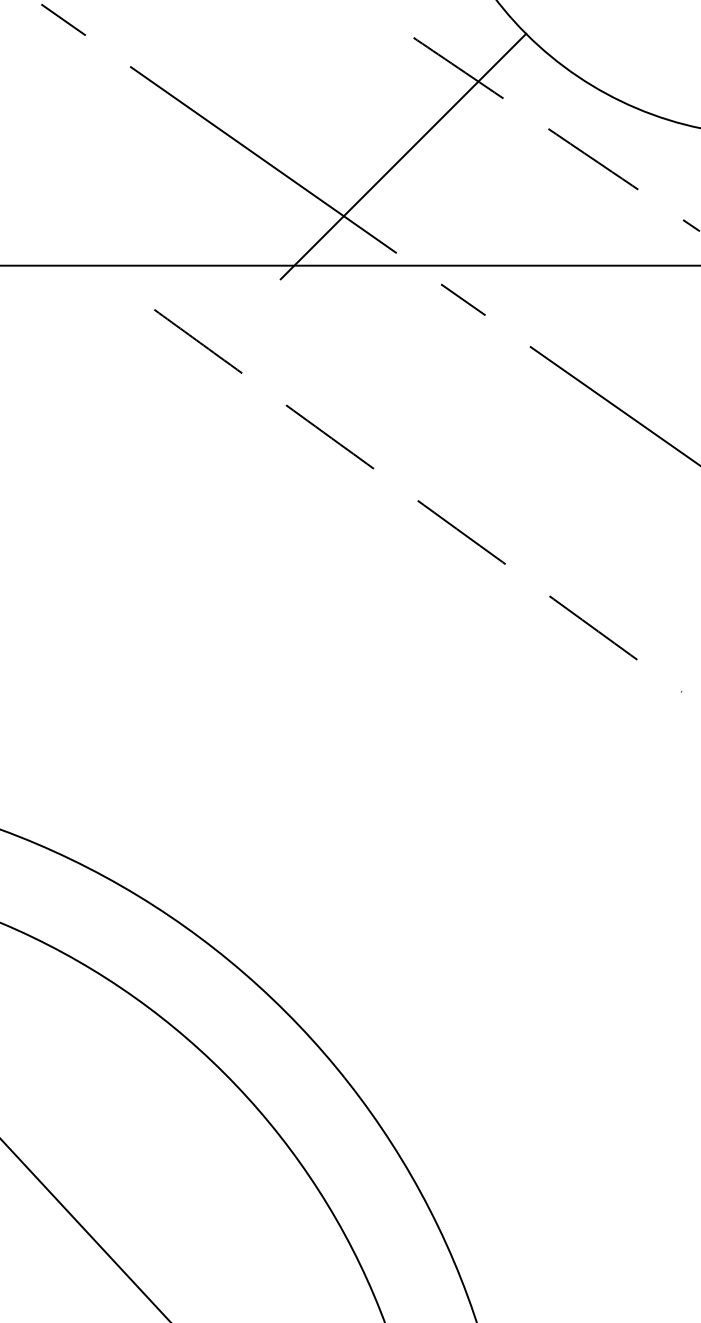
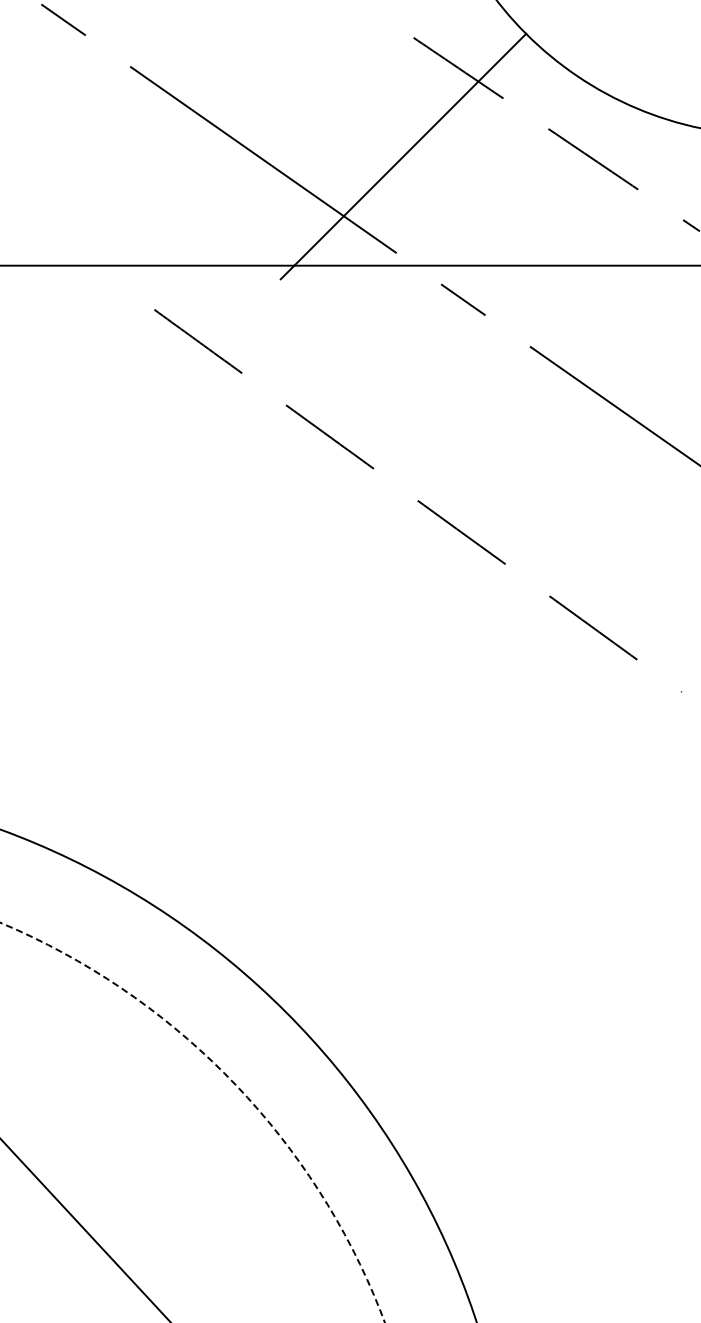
circle: solid -> dashed (192, 1122)
